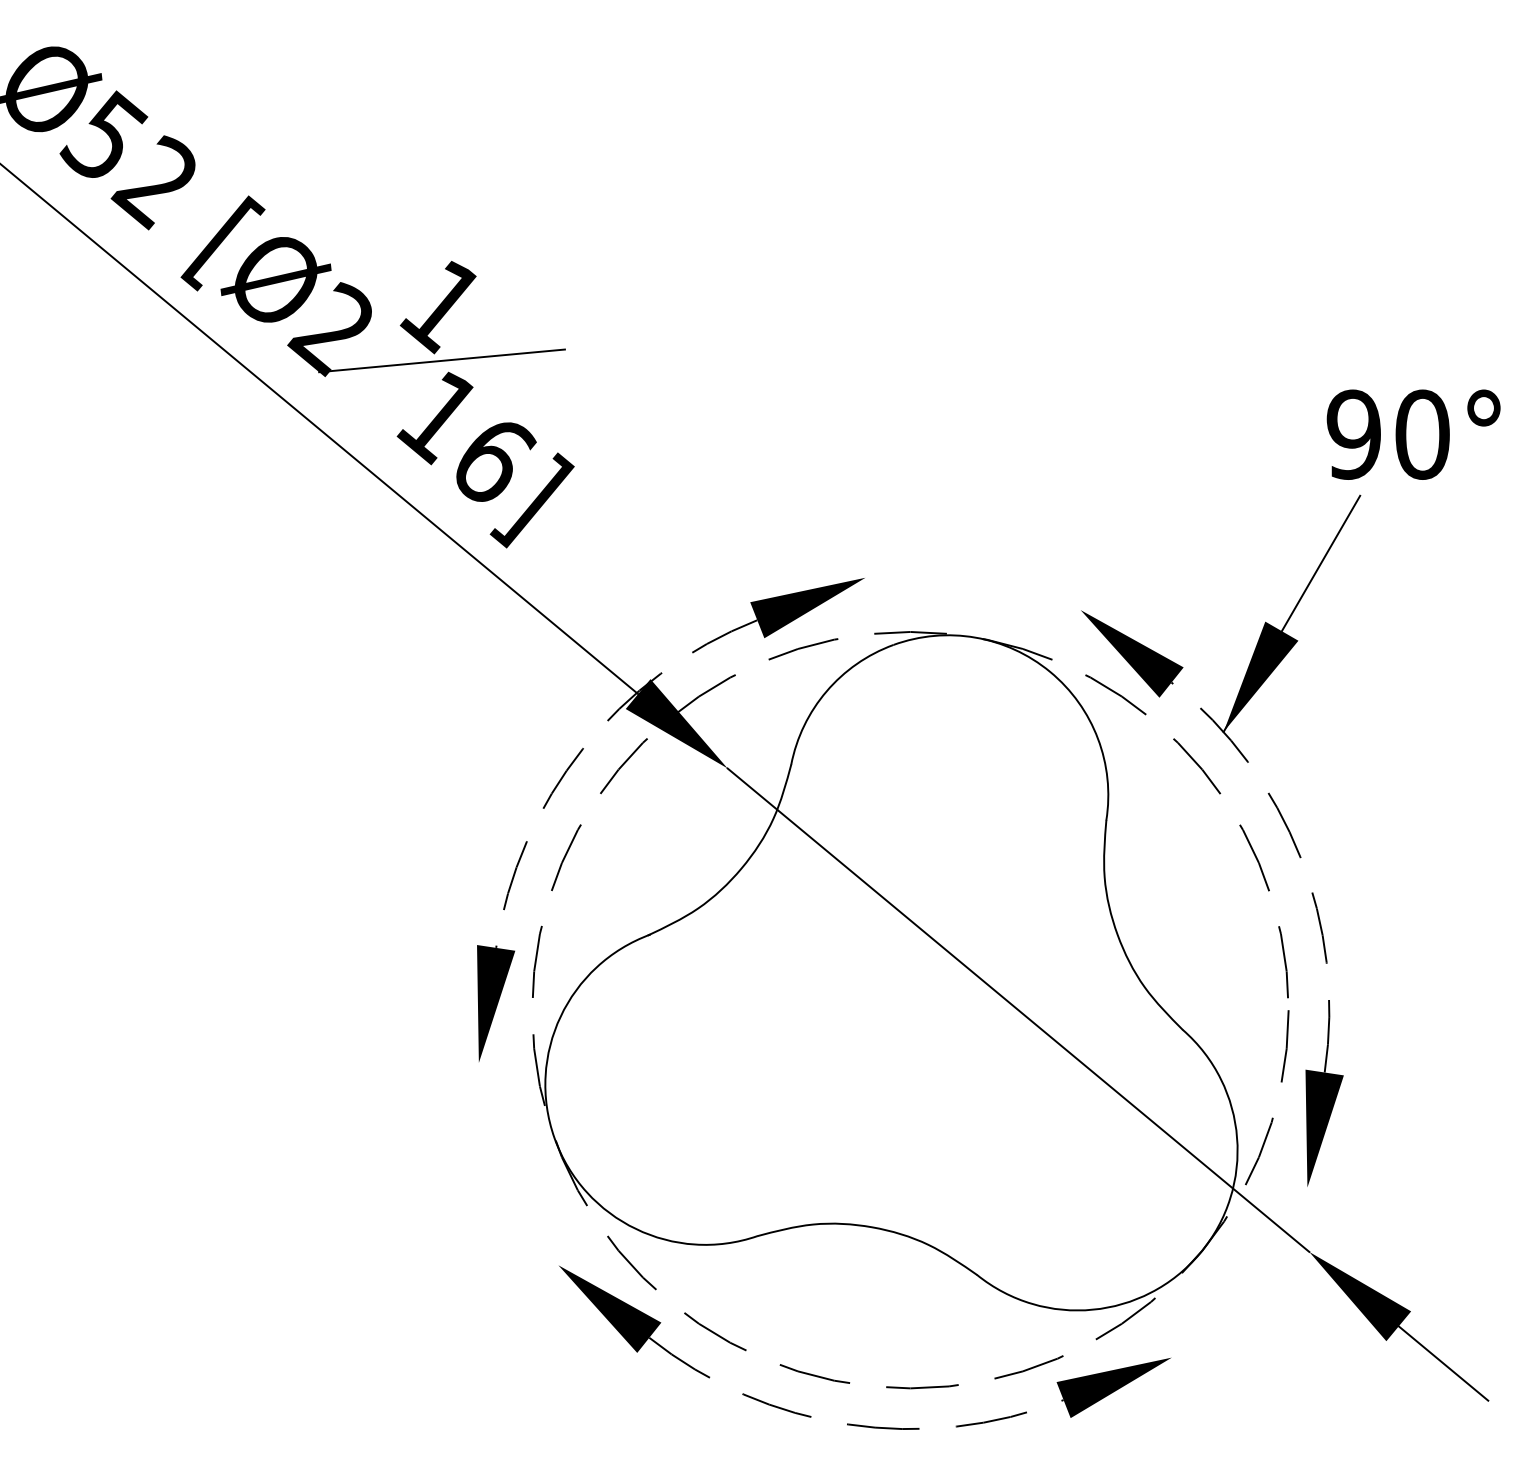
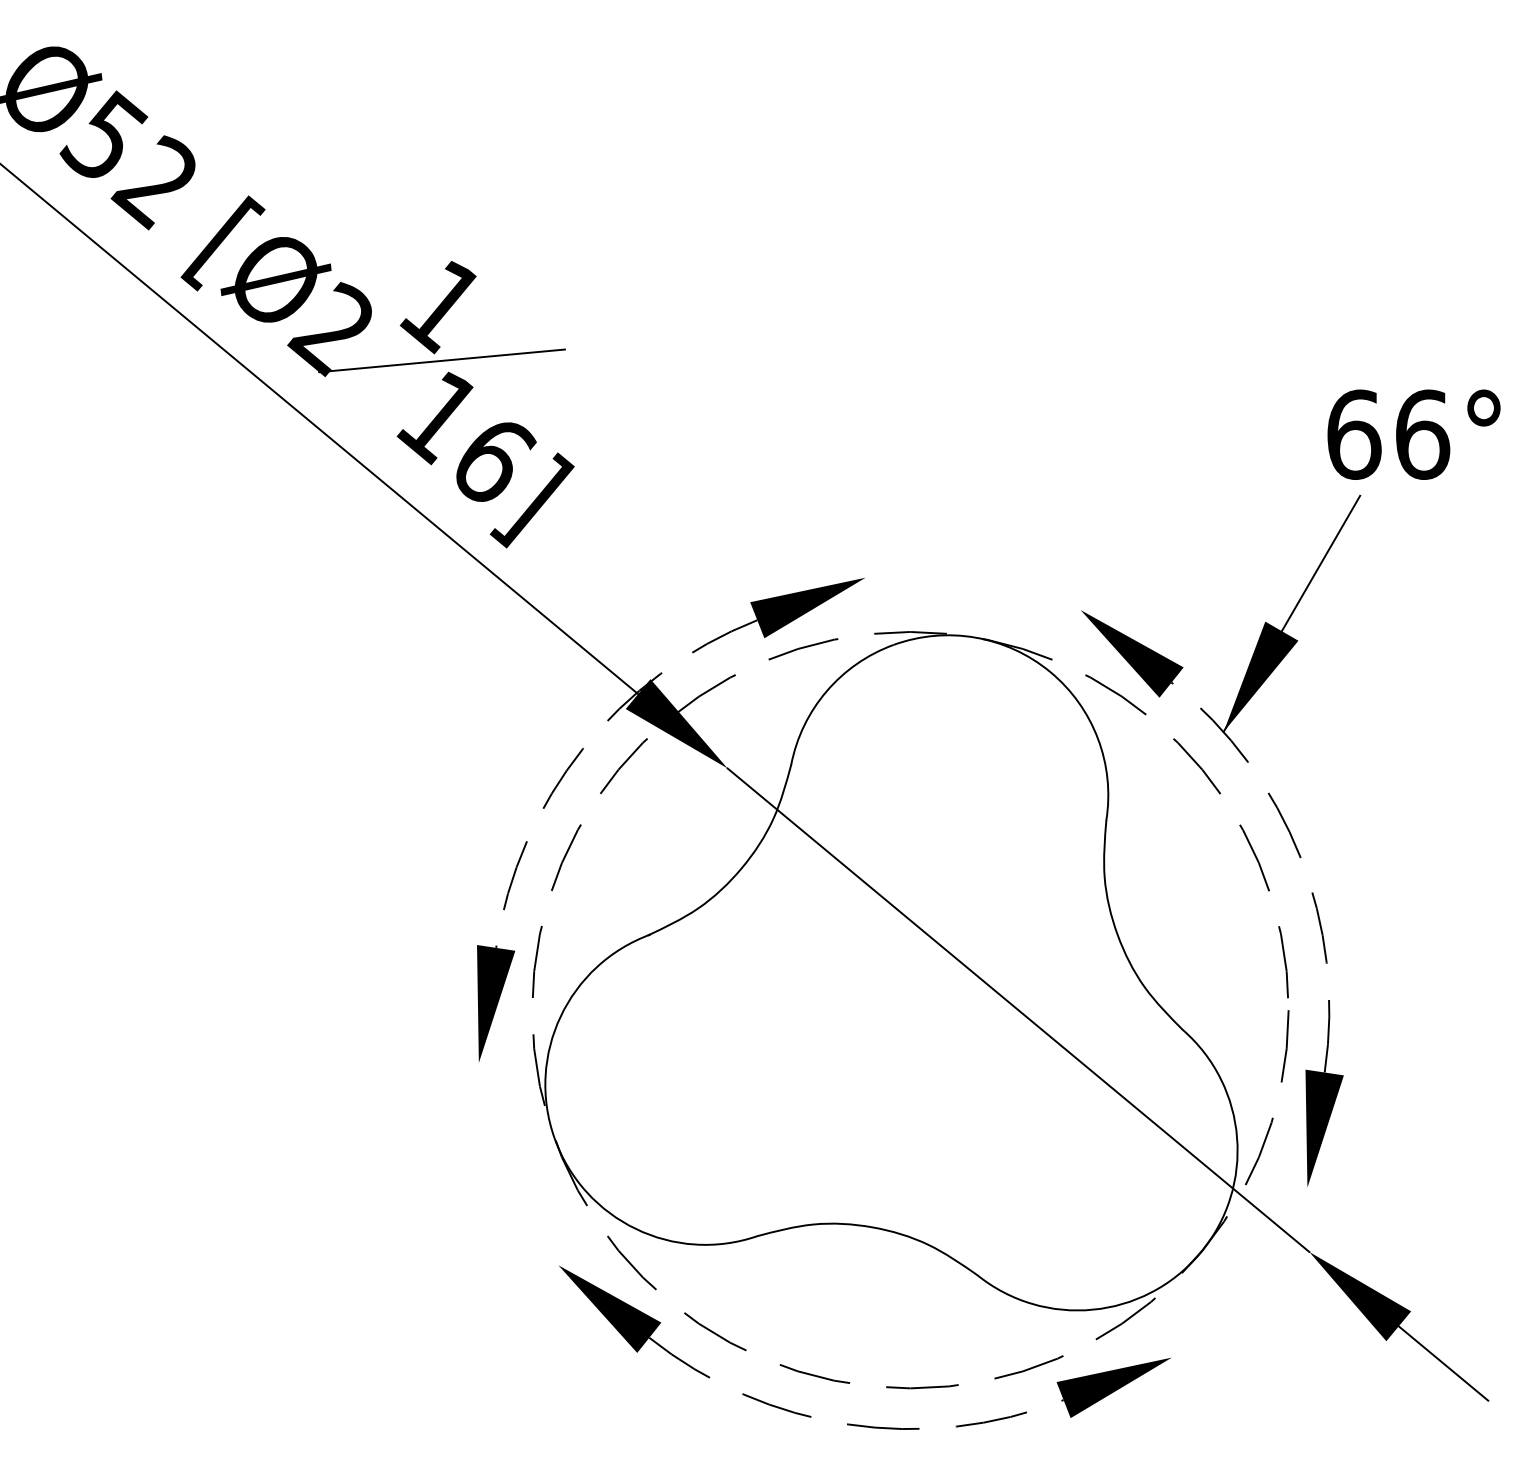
text: 90° -> 66° (1388, 434)
